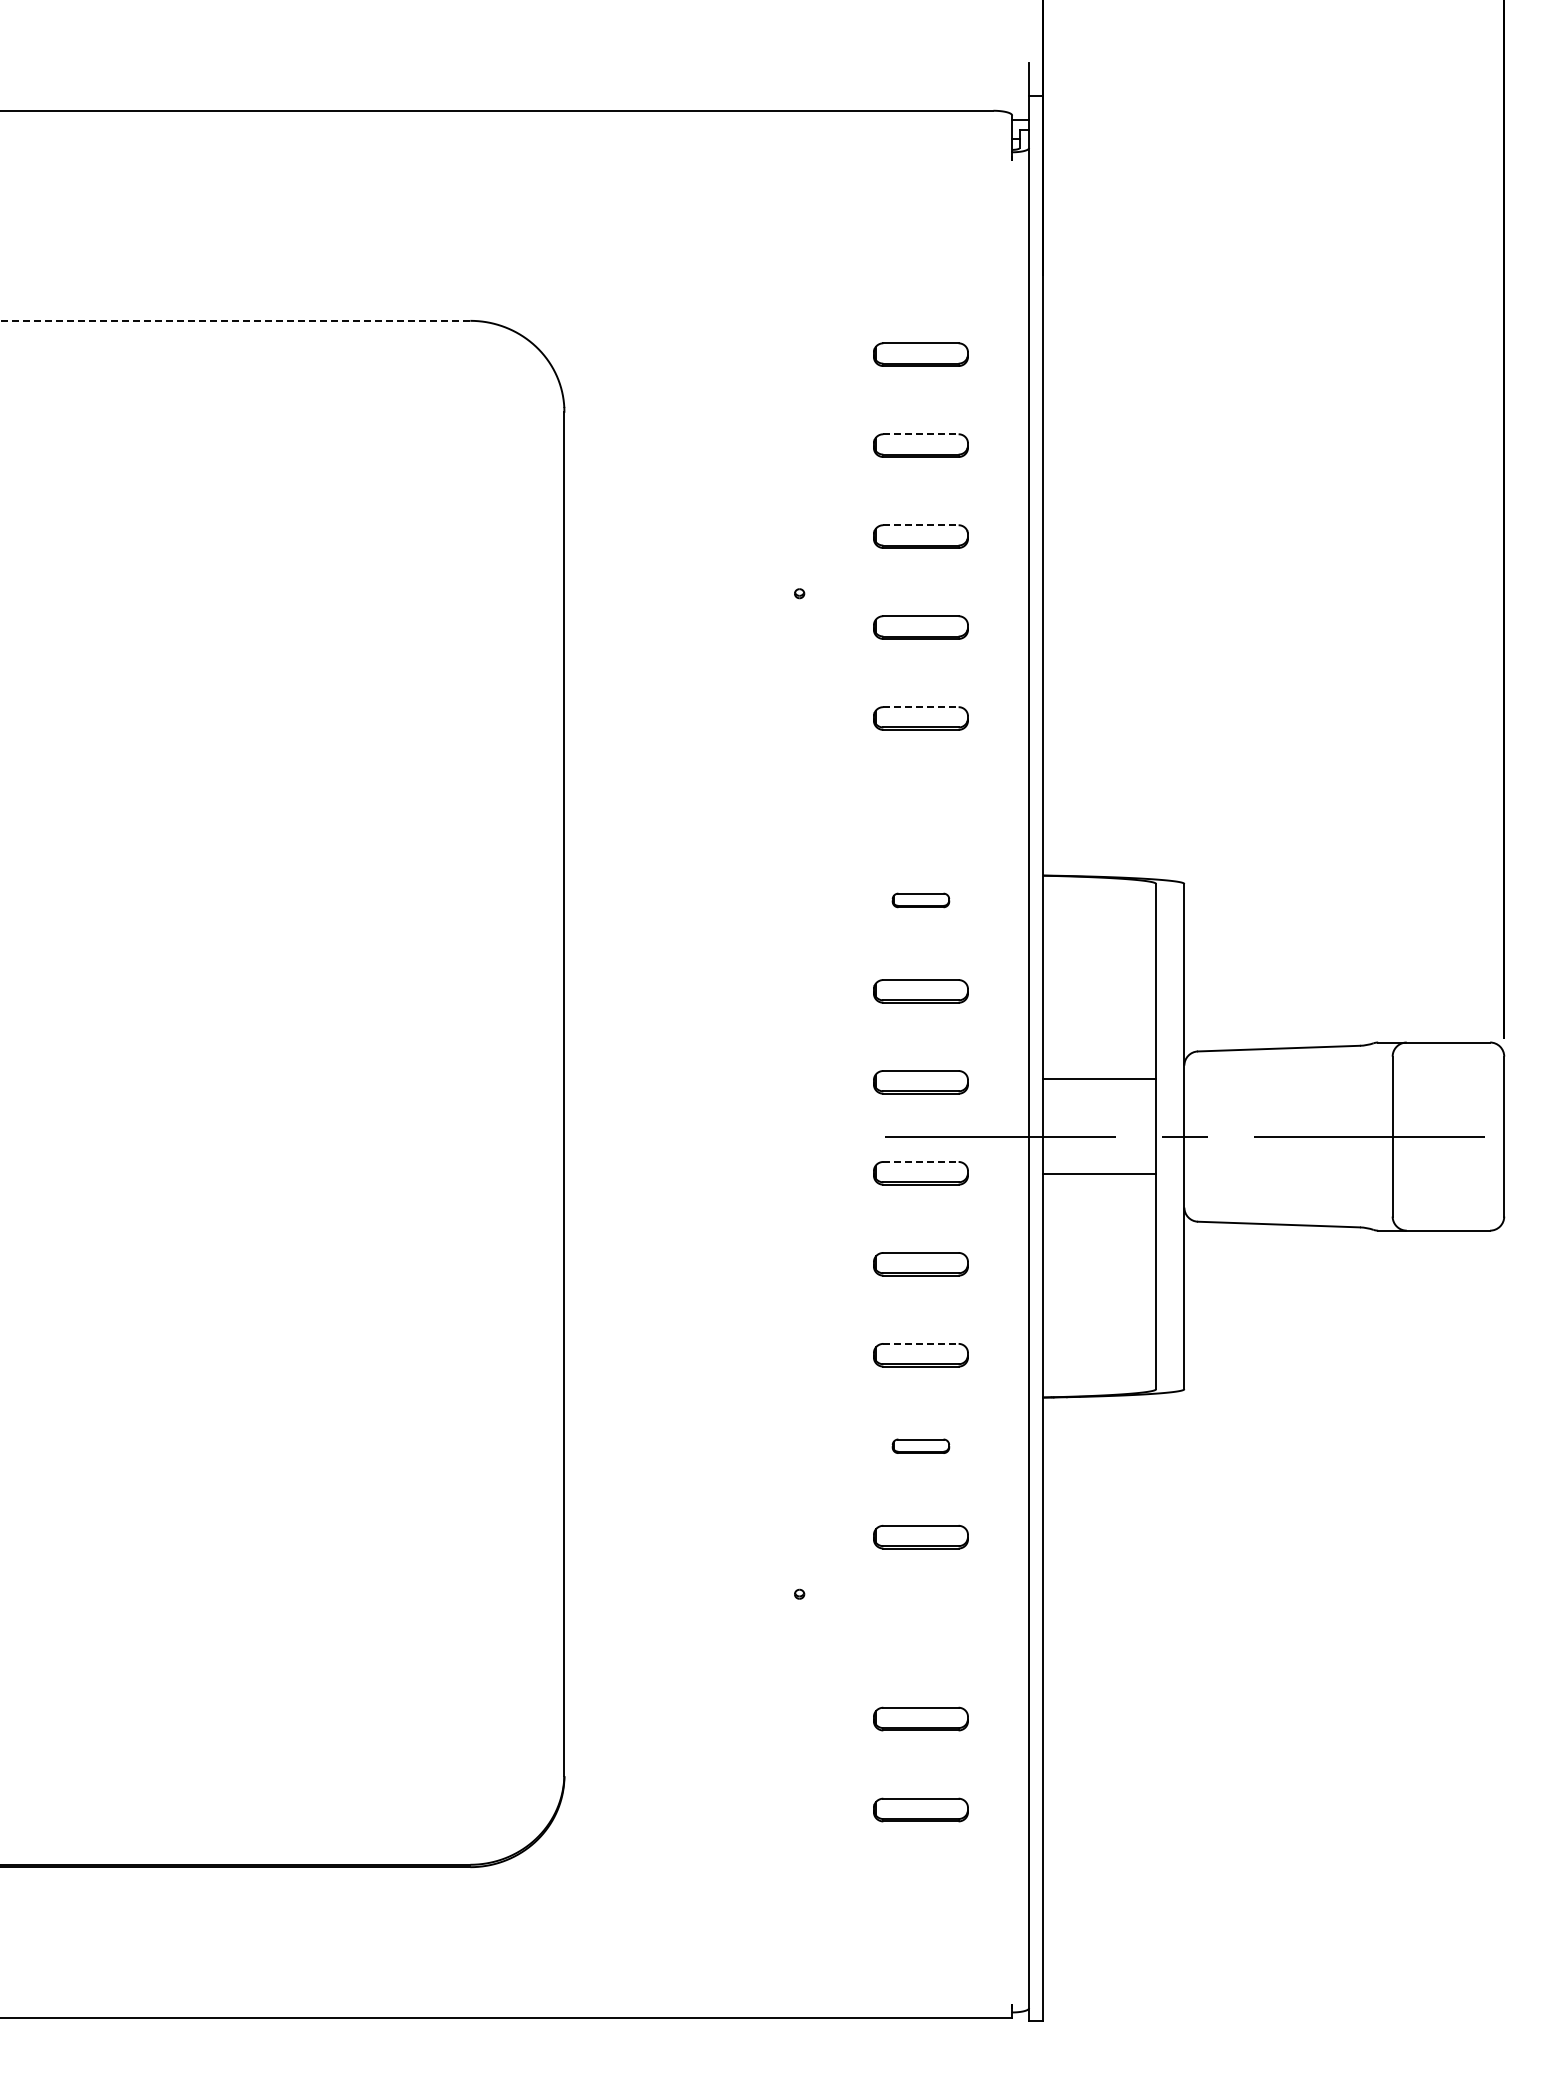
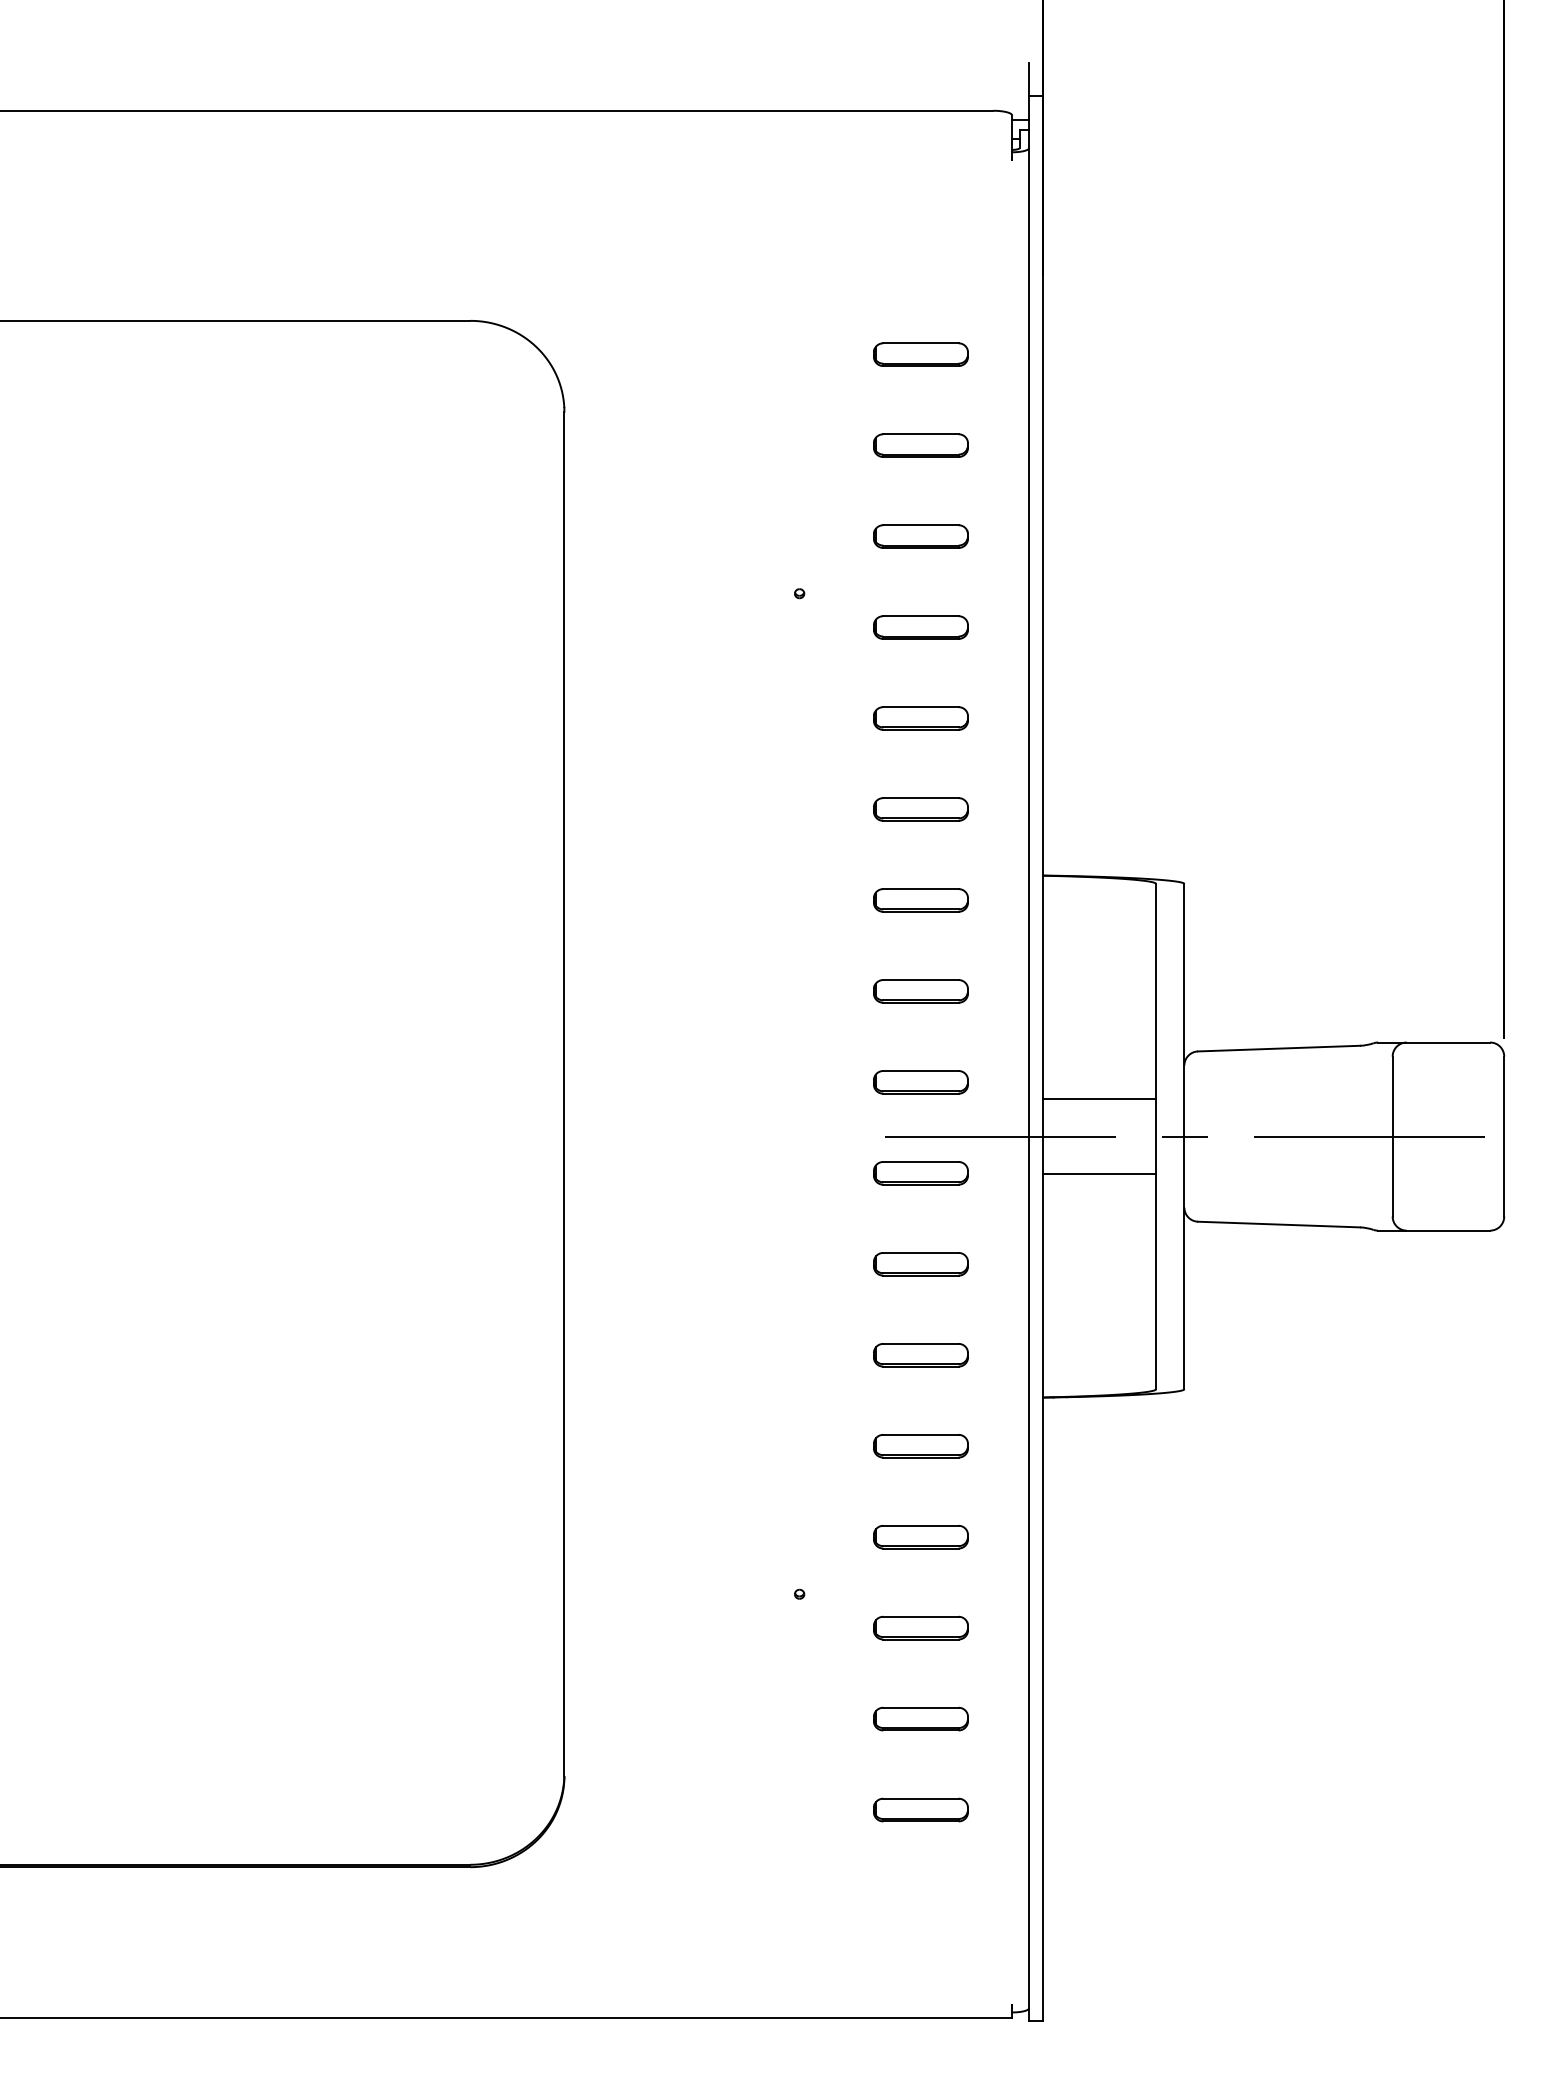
line: dashed -> solid (235, 320)
line: dashed -> solid (920, 434)
line: dashed -> solid (920, 525)
line: dashed -> solid (920, 707)
part: none -> present (920, 809)
part size: 60x17 px -> 96x25 px (920, 900)
line position: (1099, 1078) -> (1099, 1098) (1099, 1098)
line: dashed -> solid (920, 1161)
line: dashed -> solid (920, 1343)
part size: 60x16 px -> 96x25 px (920, 1446)
part: none -> present (920, 1627)
